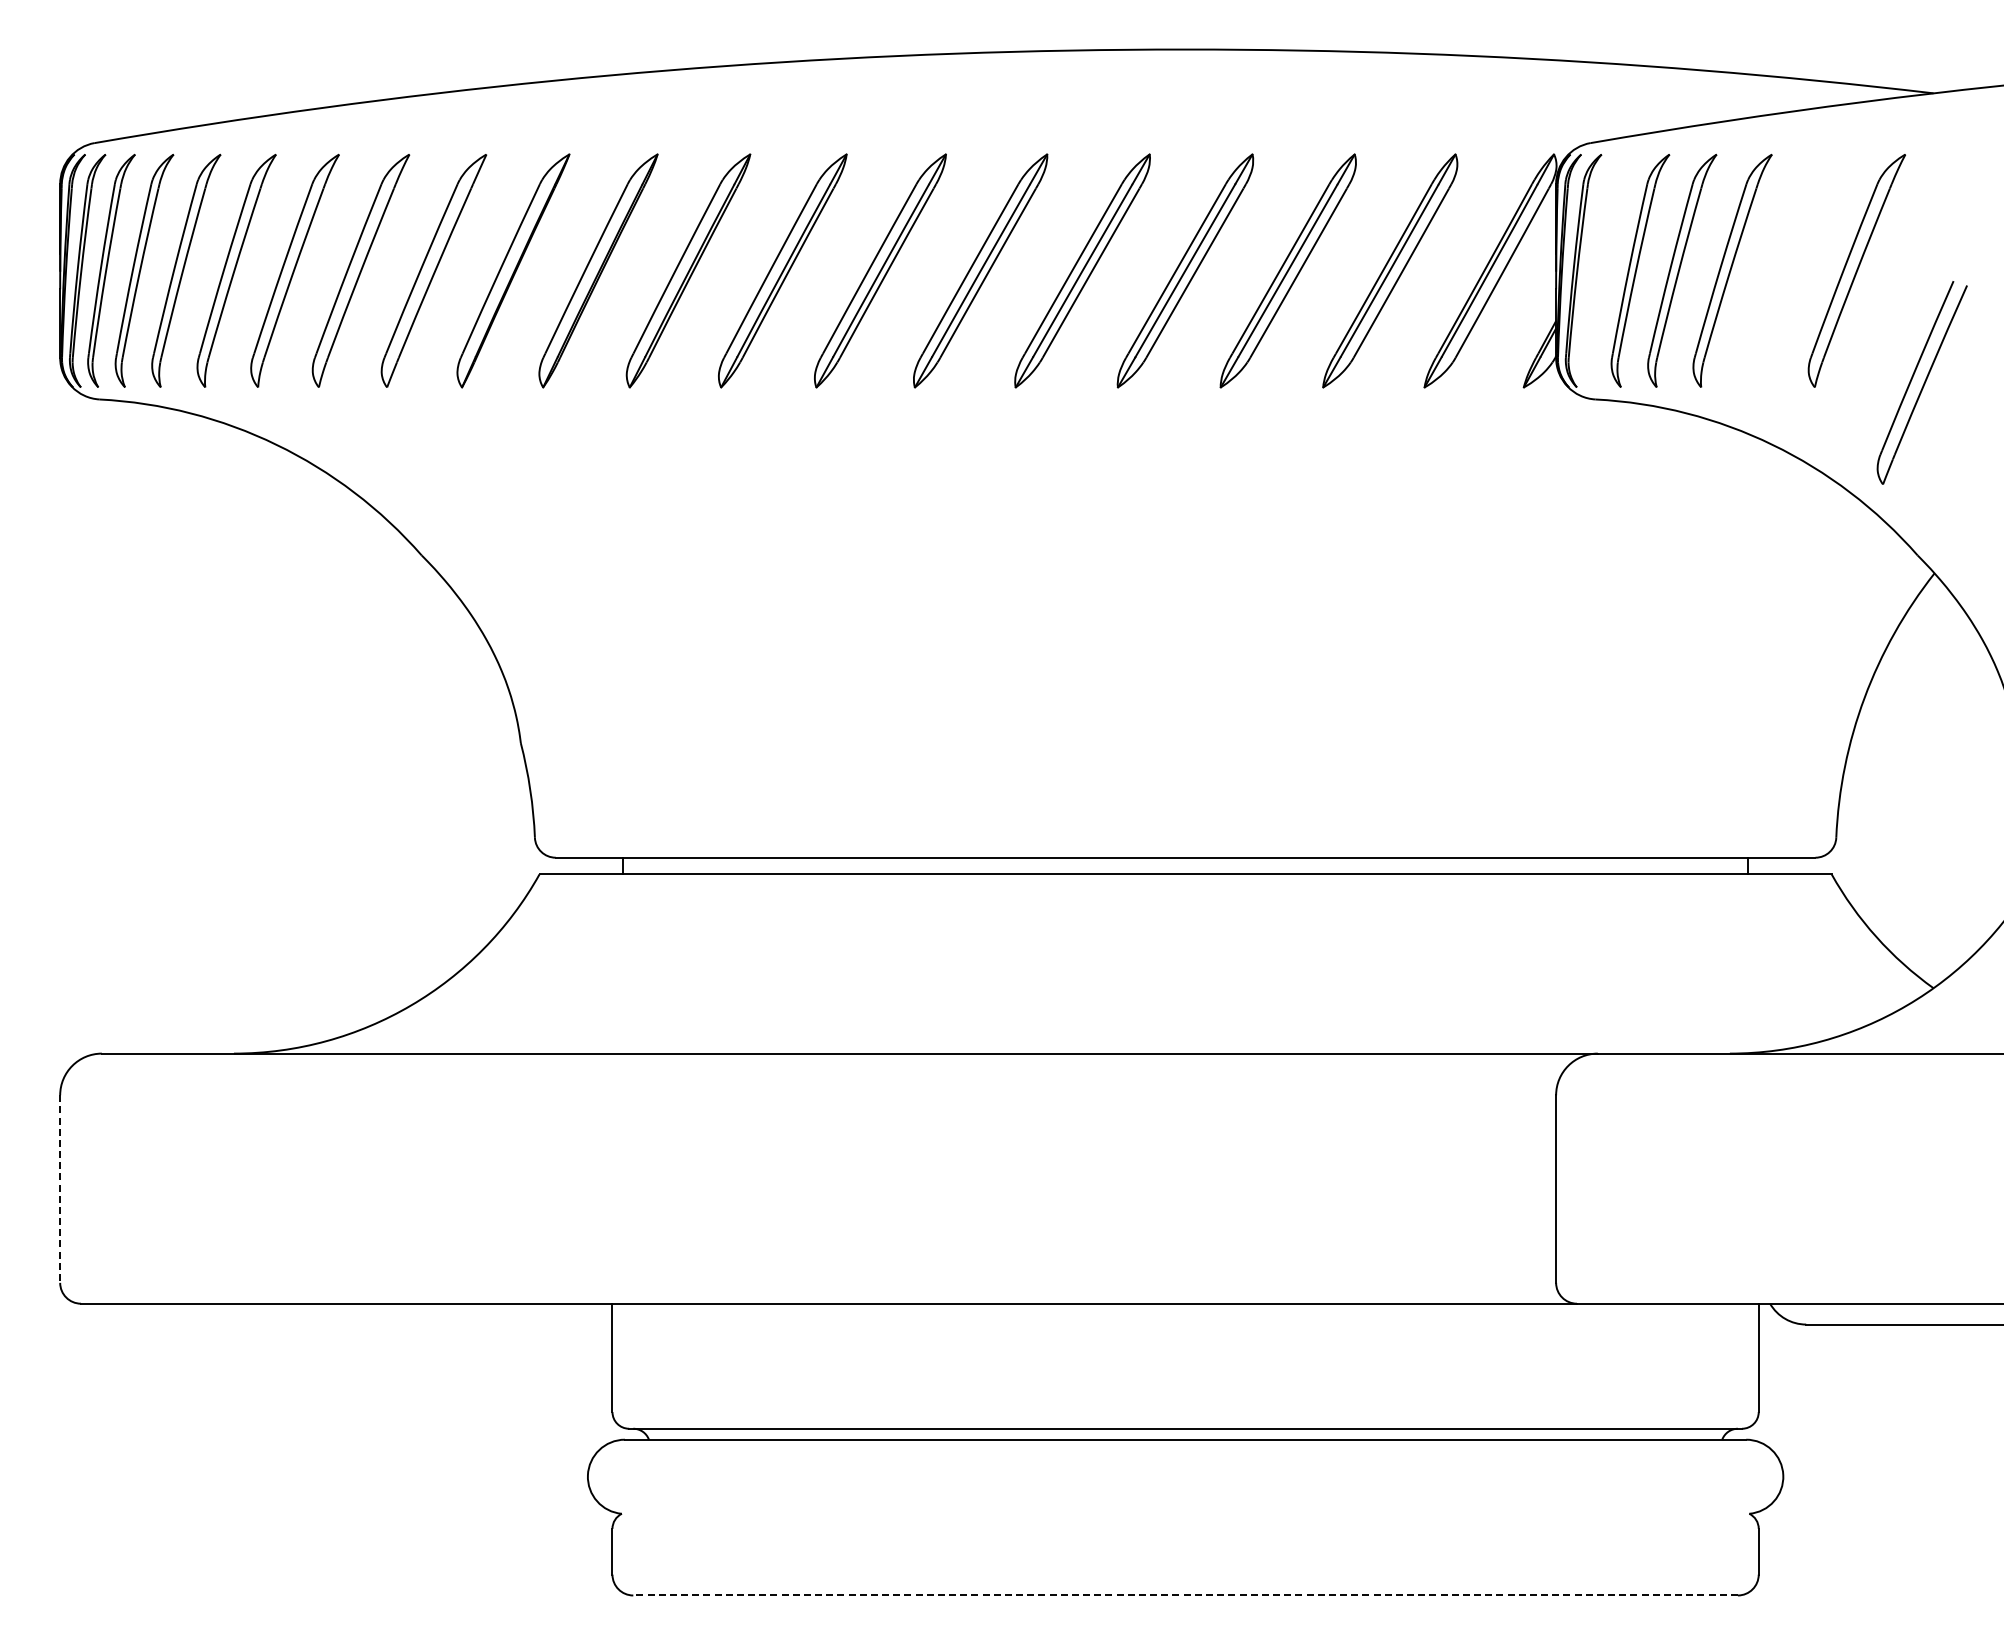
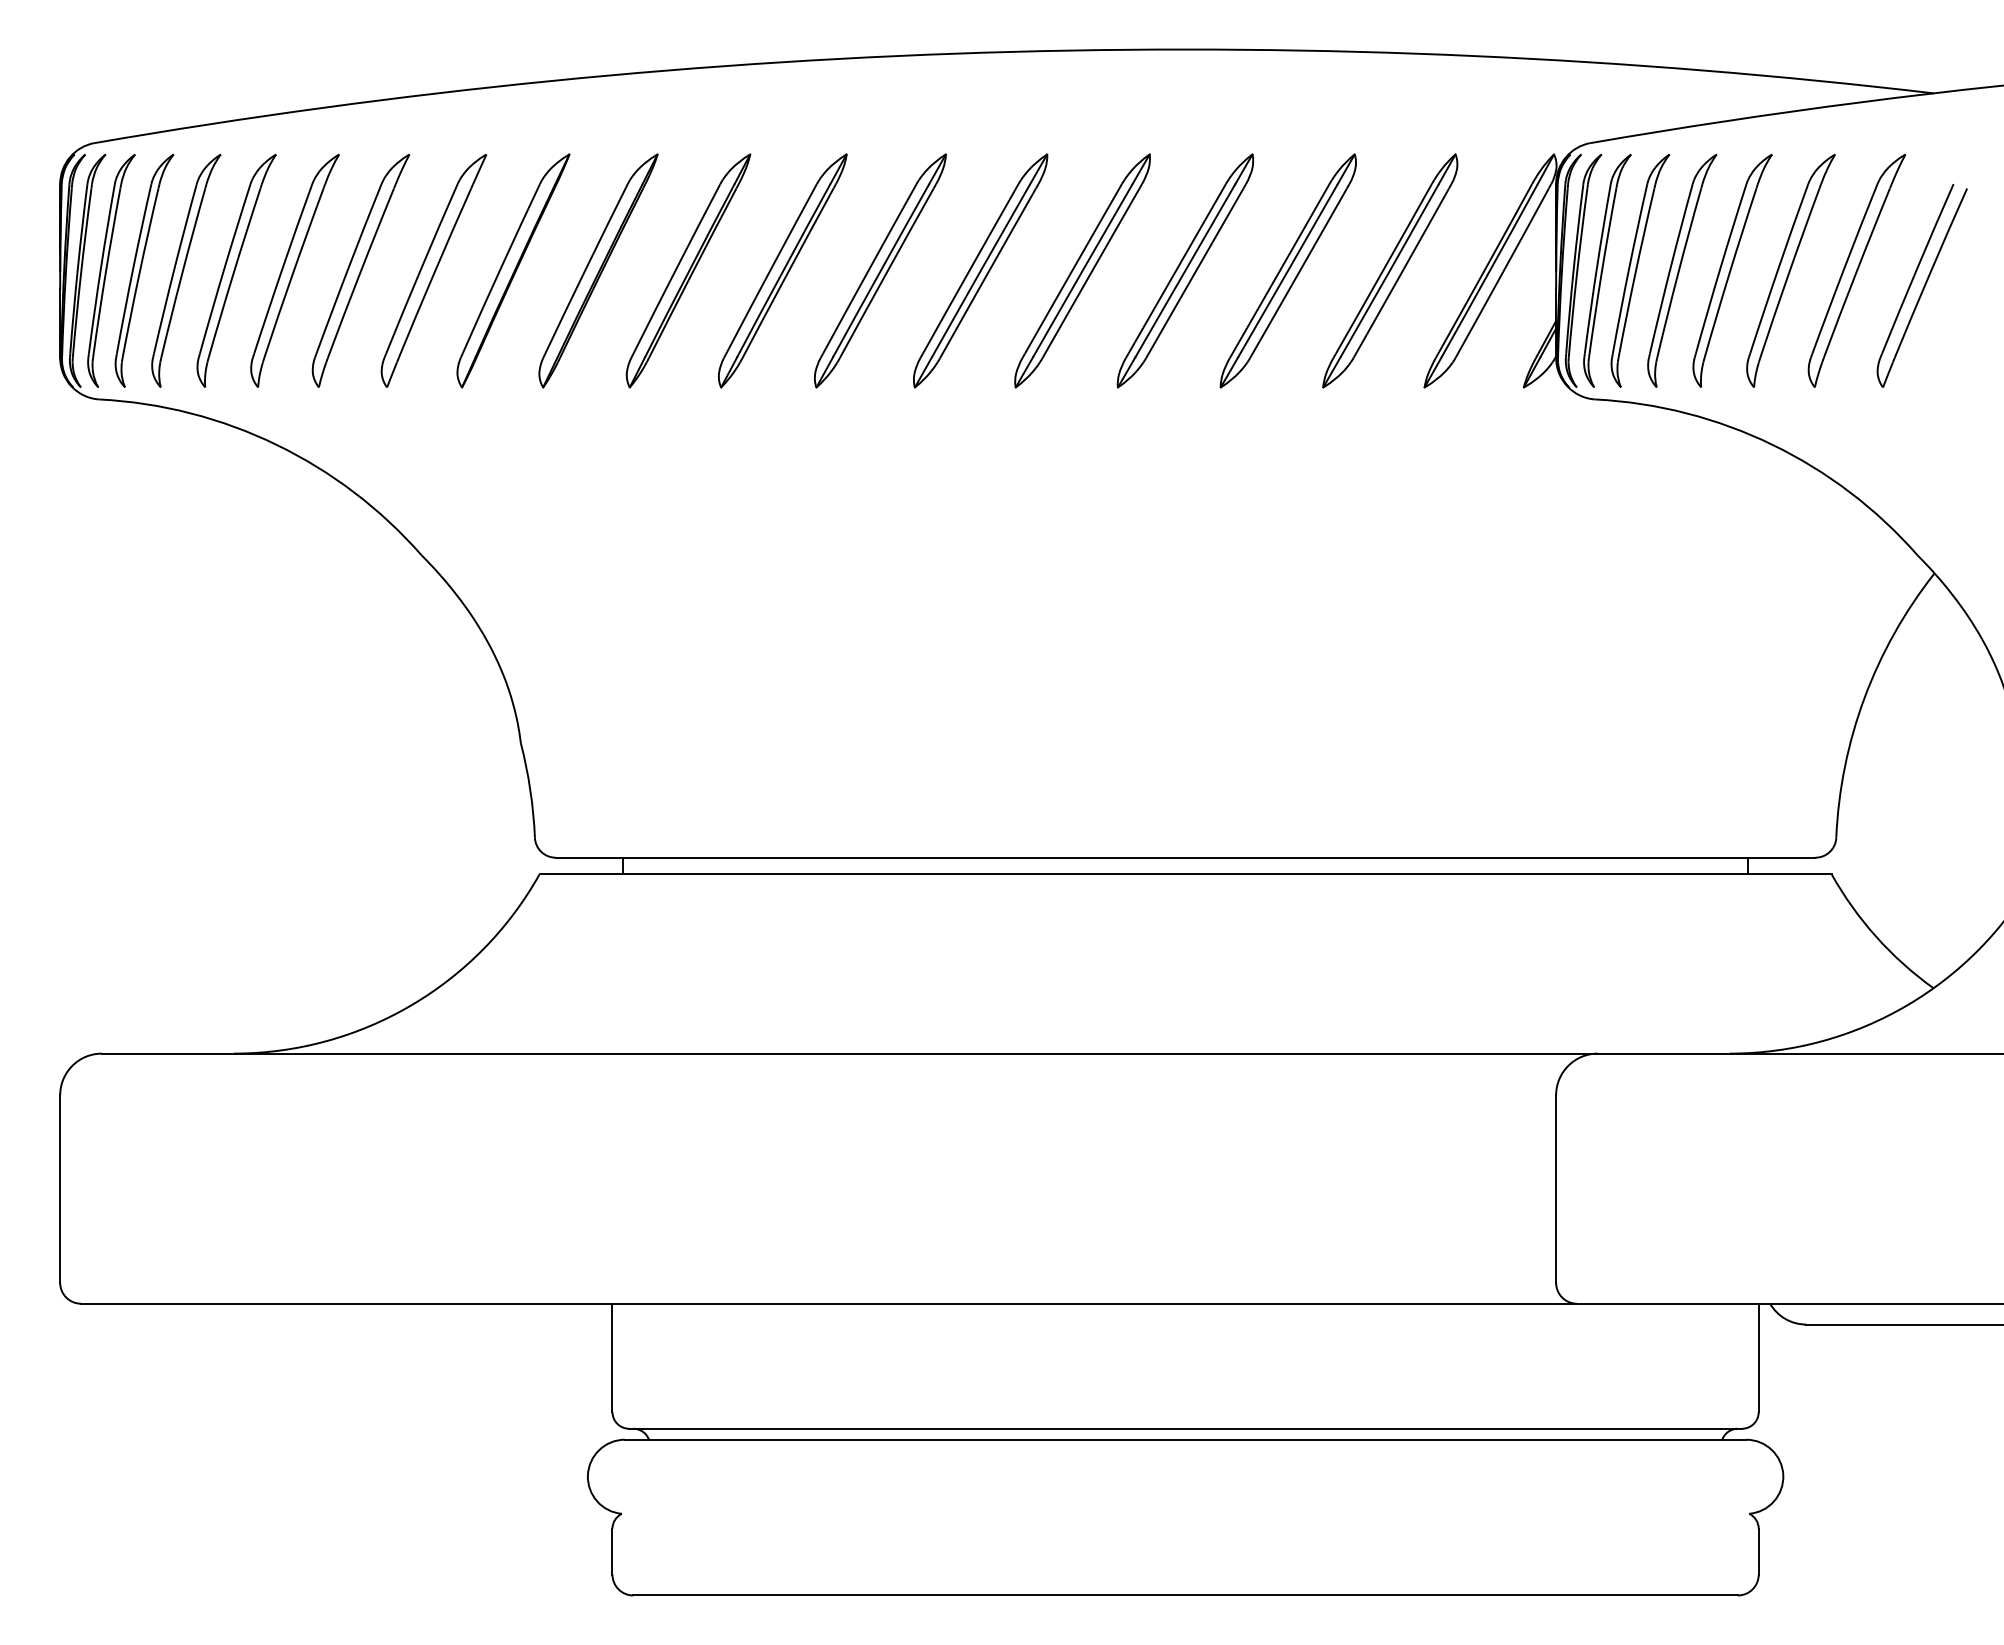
part: none -> present (1607, 270)
part: none -> present (1790, 270)
part position: (1921, 382) -> (1921, 285) (1921, 285)
line: dashed -> solid (60, 1189)
line: dashed -> solid (1185, 1595)
